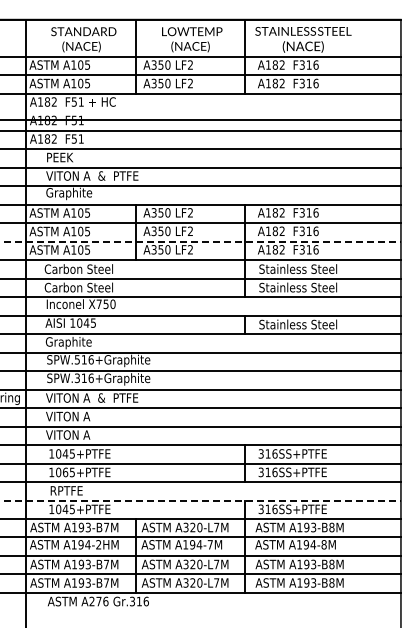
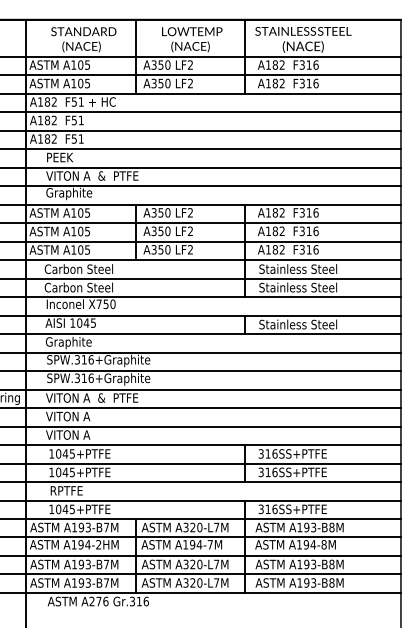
line position: (201, 120) -> (201, 112) (201, 112)
line: dashed -> solid (201, 241)
text: SPW.516+Graphite -> SPW.316+Graphite (77, 359)
text: 1065+PTFE -> 1045+PTFE (65, 472)
line: dashed -> solid (201, 500)
